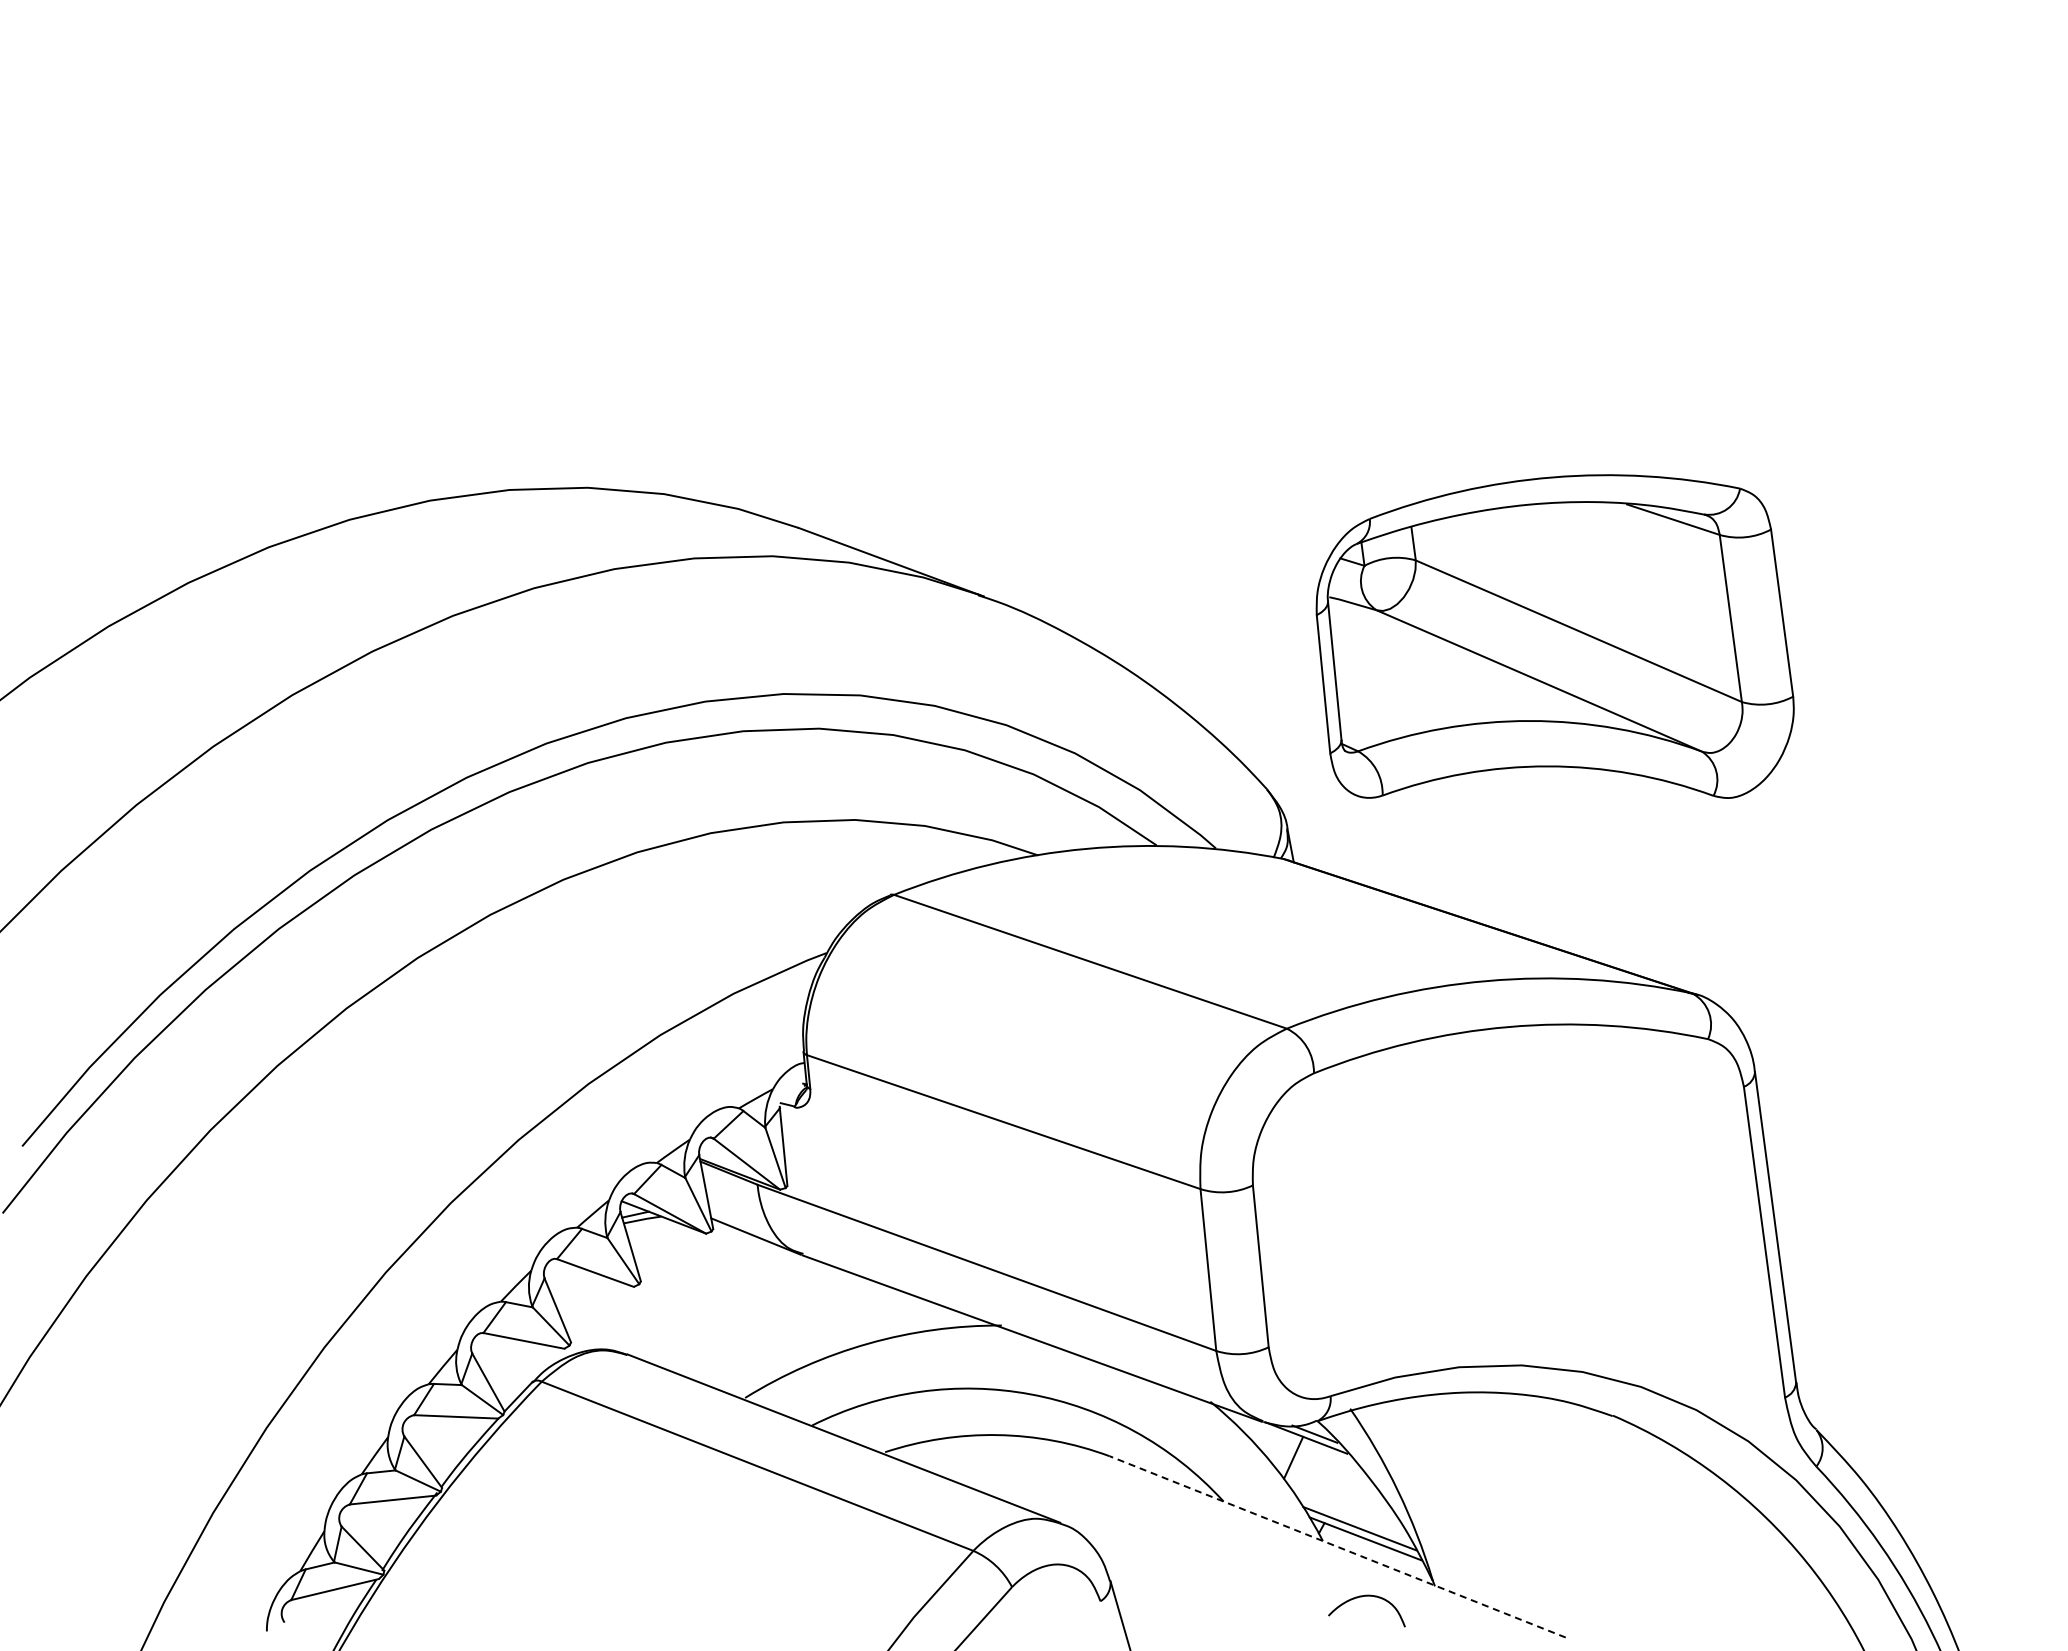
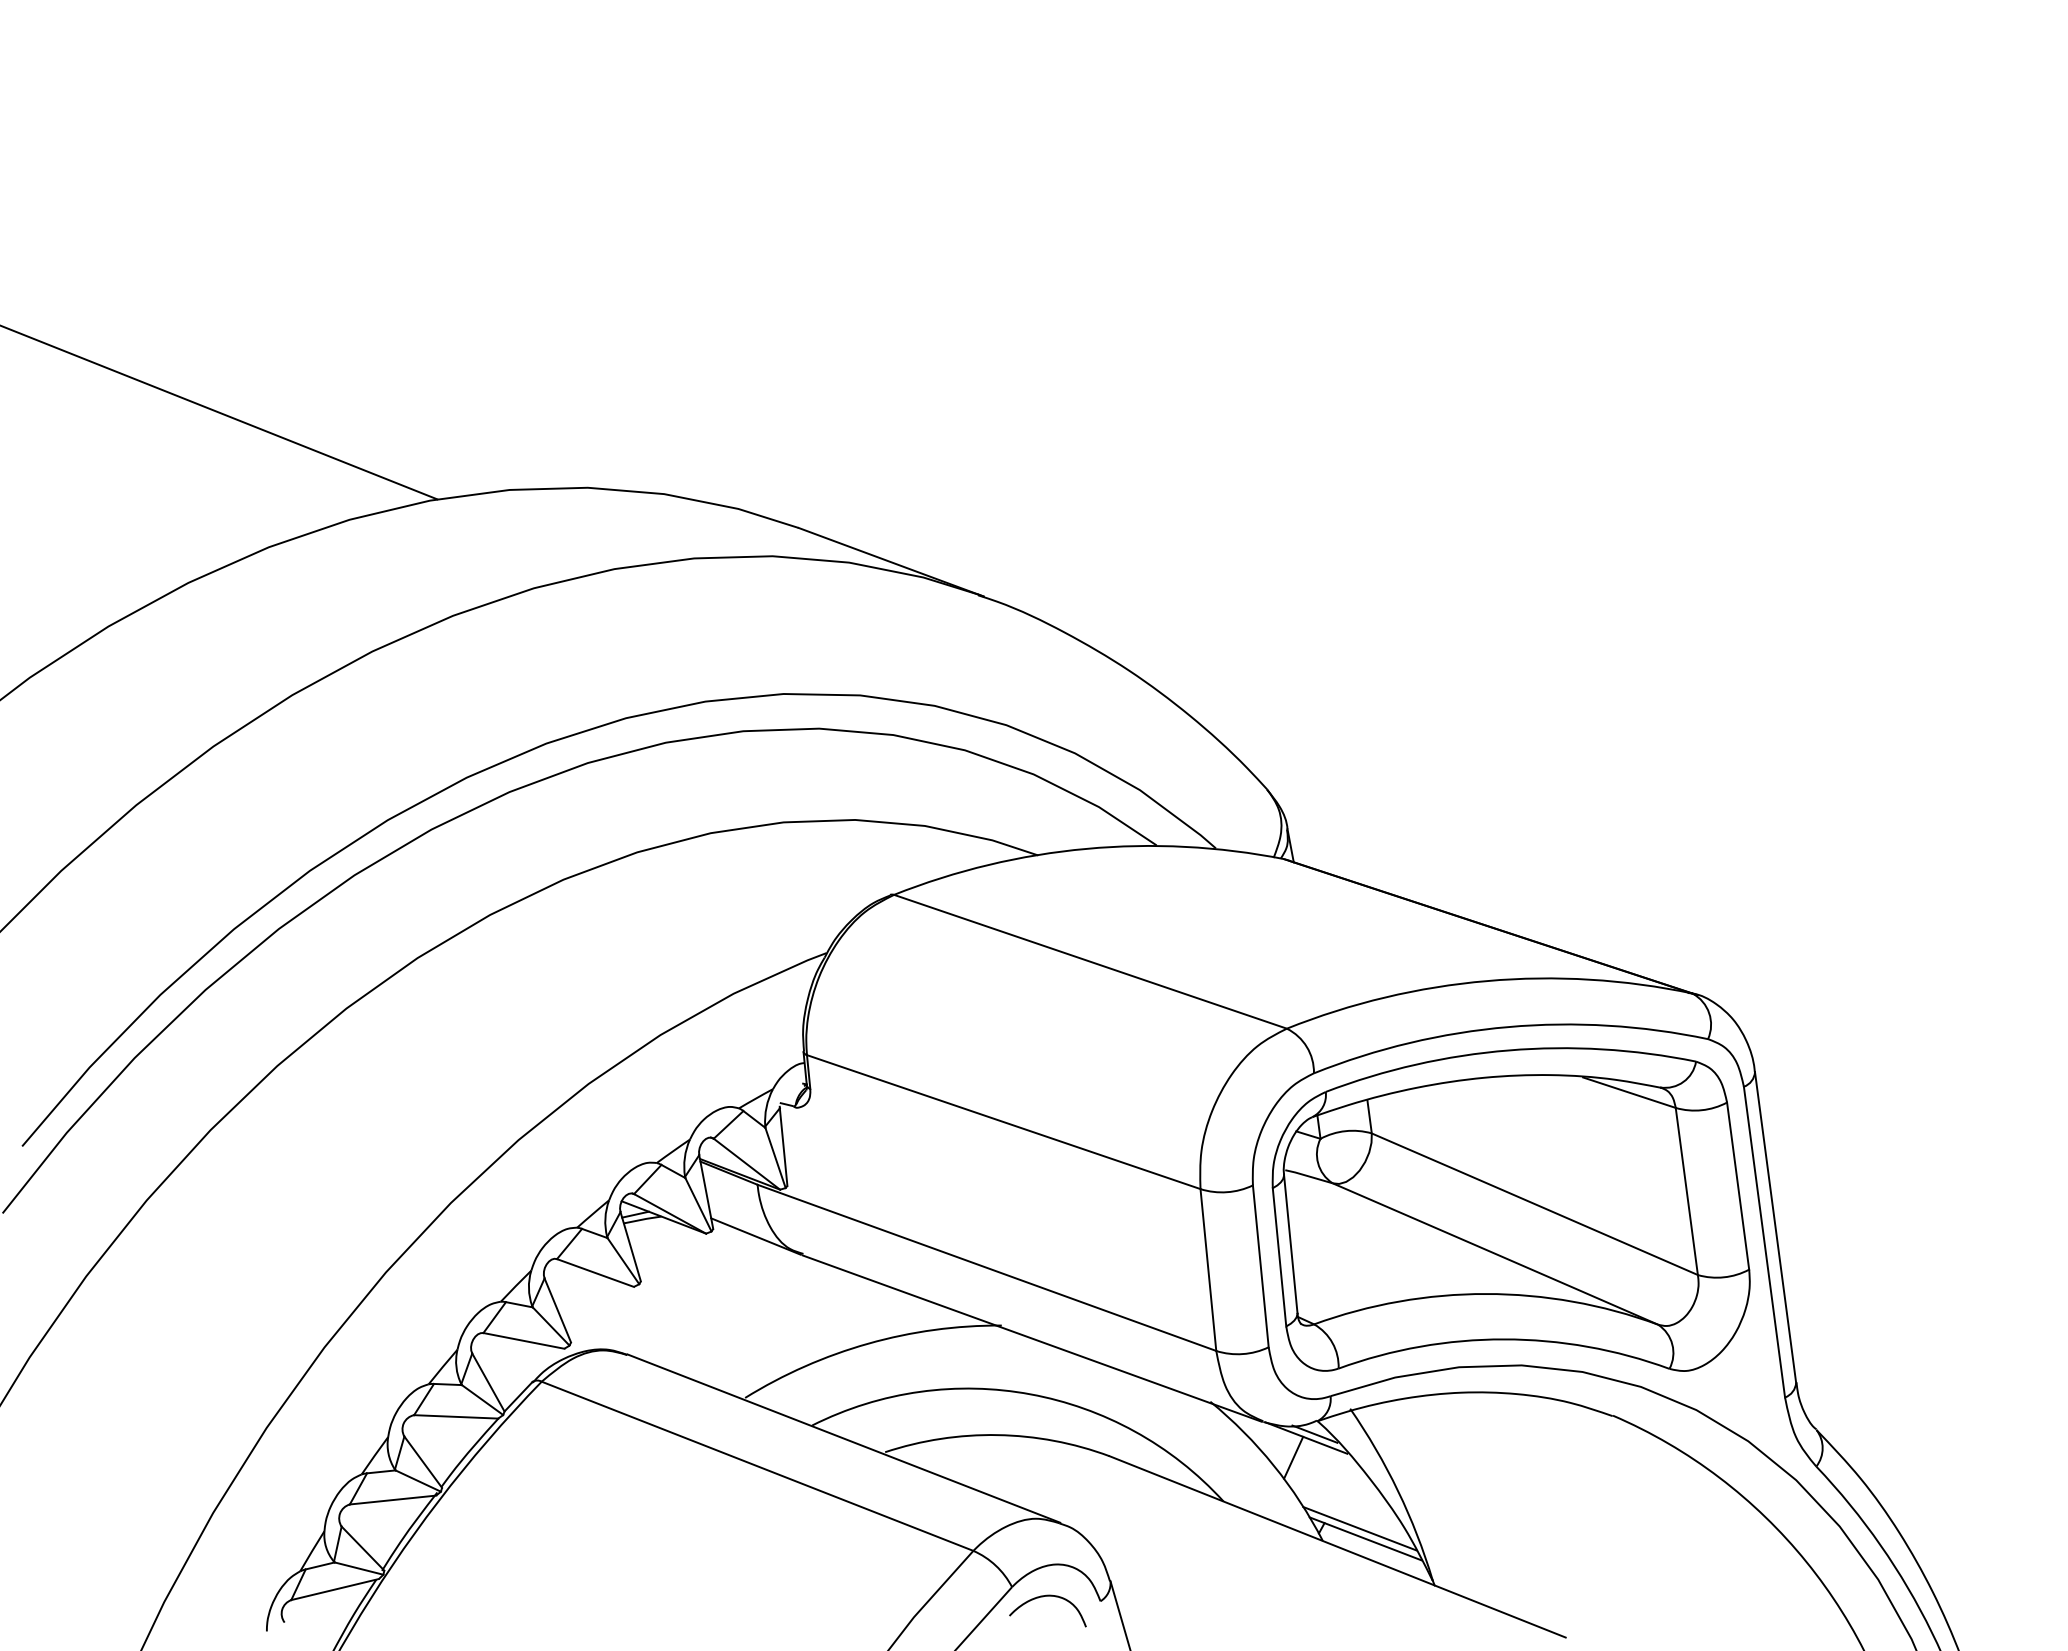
line: none -> present (219, 412)
part position: (1554, 636) -> (1510, 1209) (1510, 1209)
line: dashed -> solid (1337, 1546)
curve position: (1362, 1597) -> (1043, 1597) (1043, 1597)
